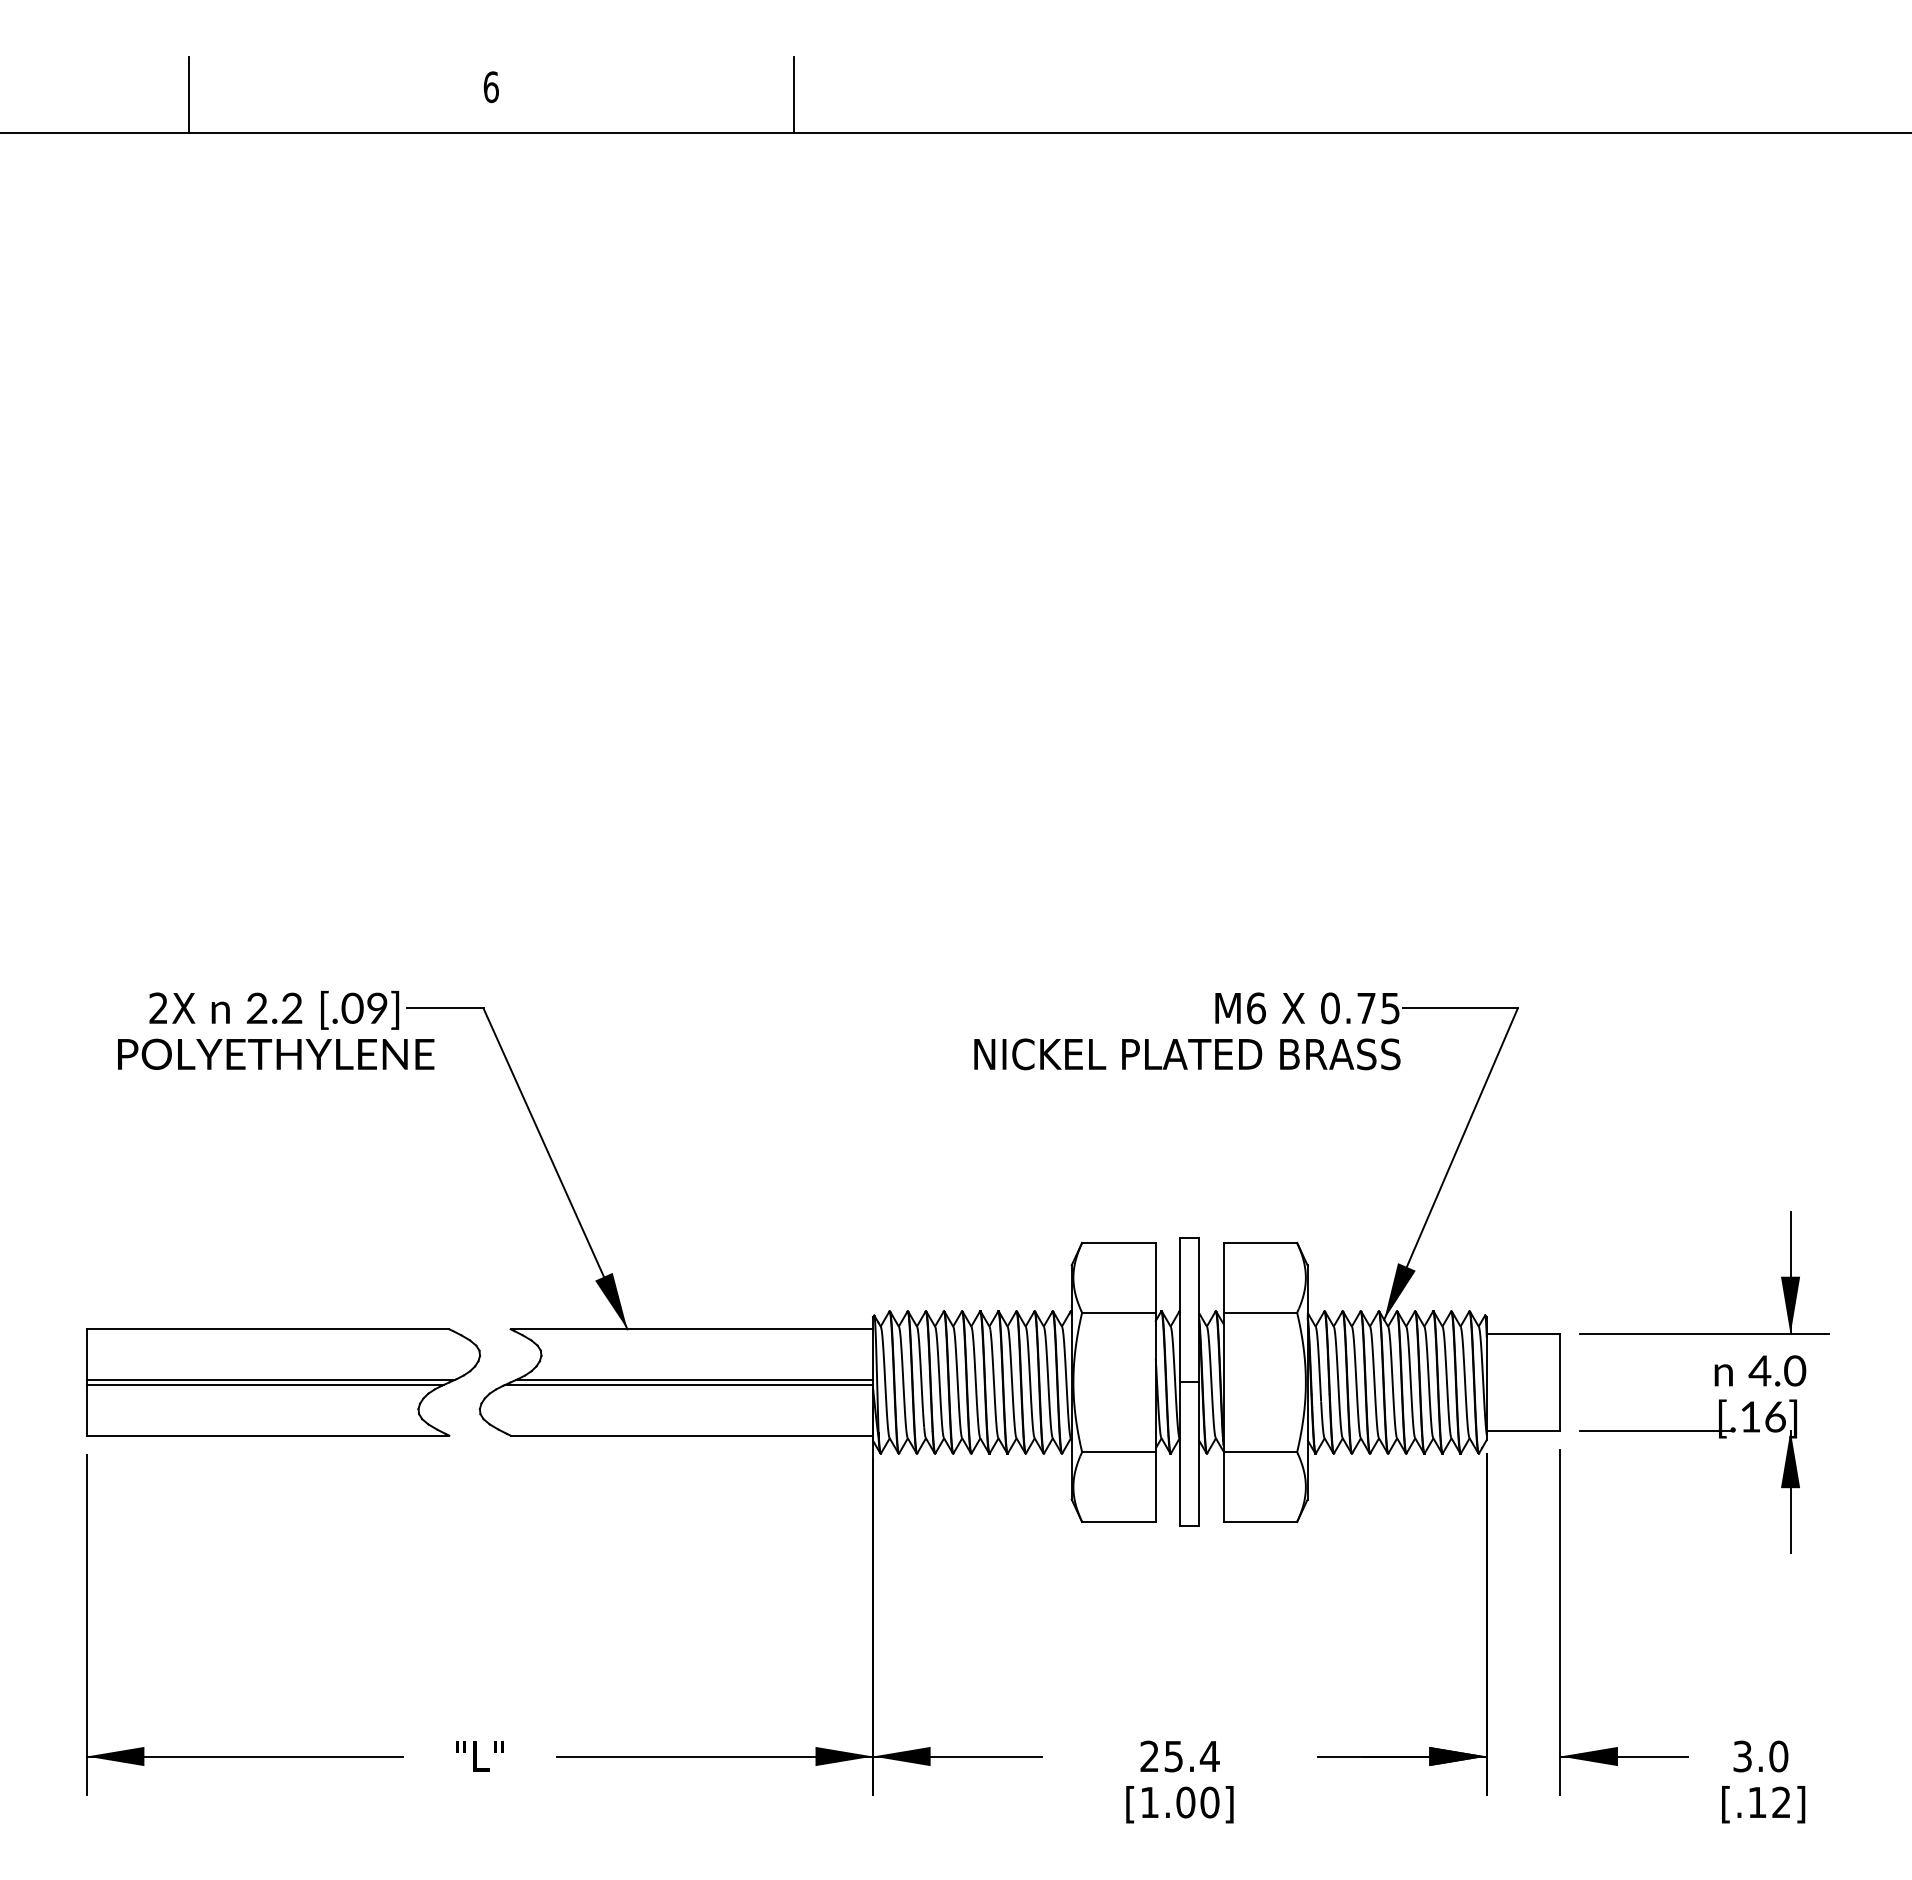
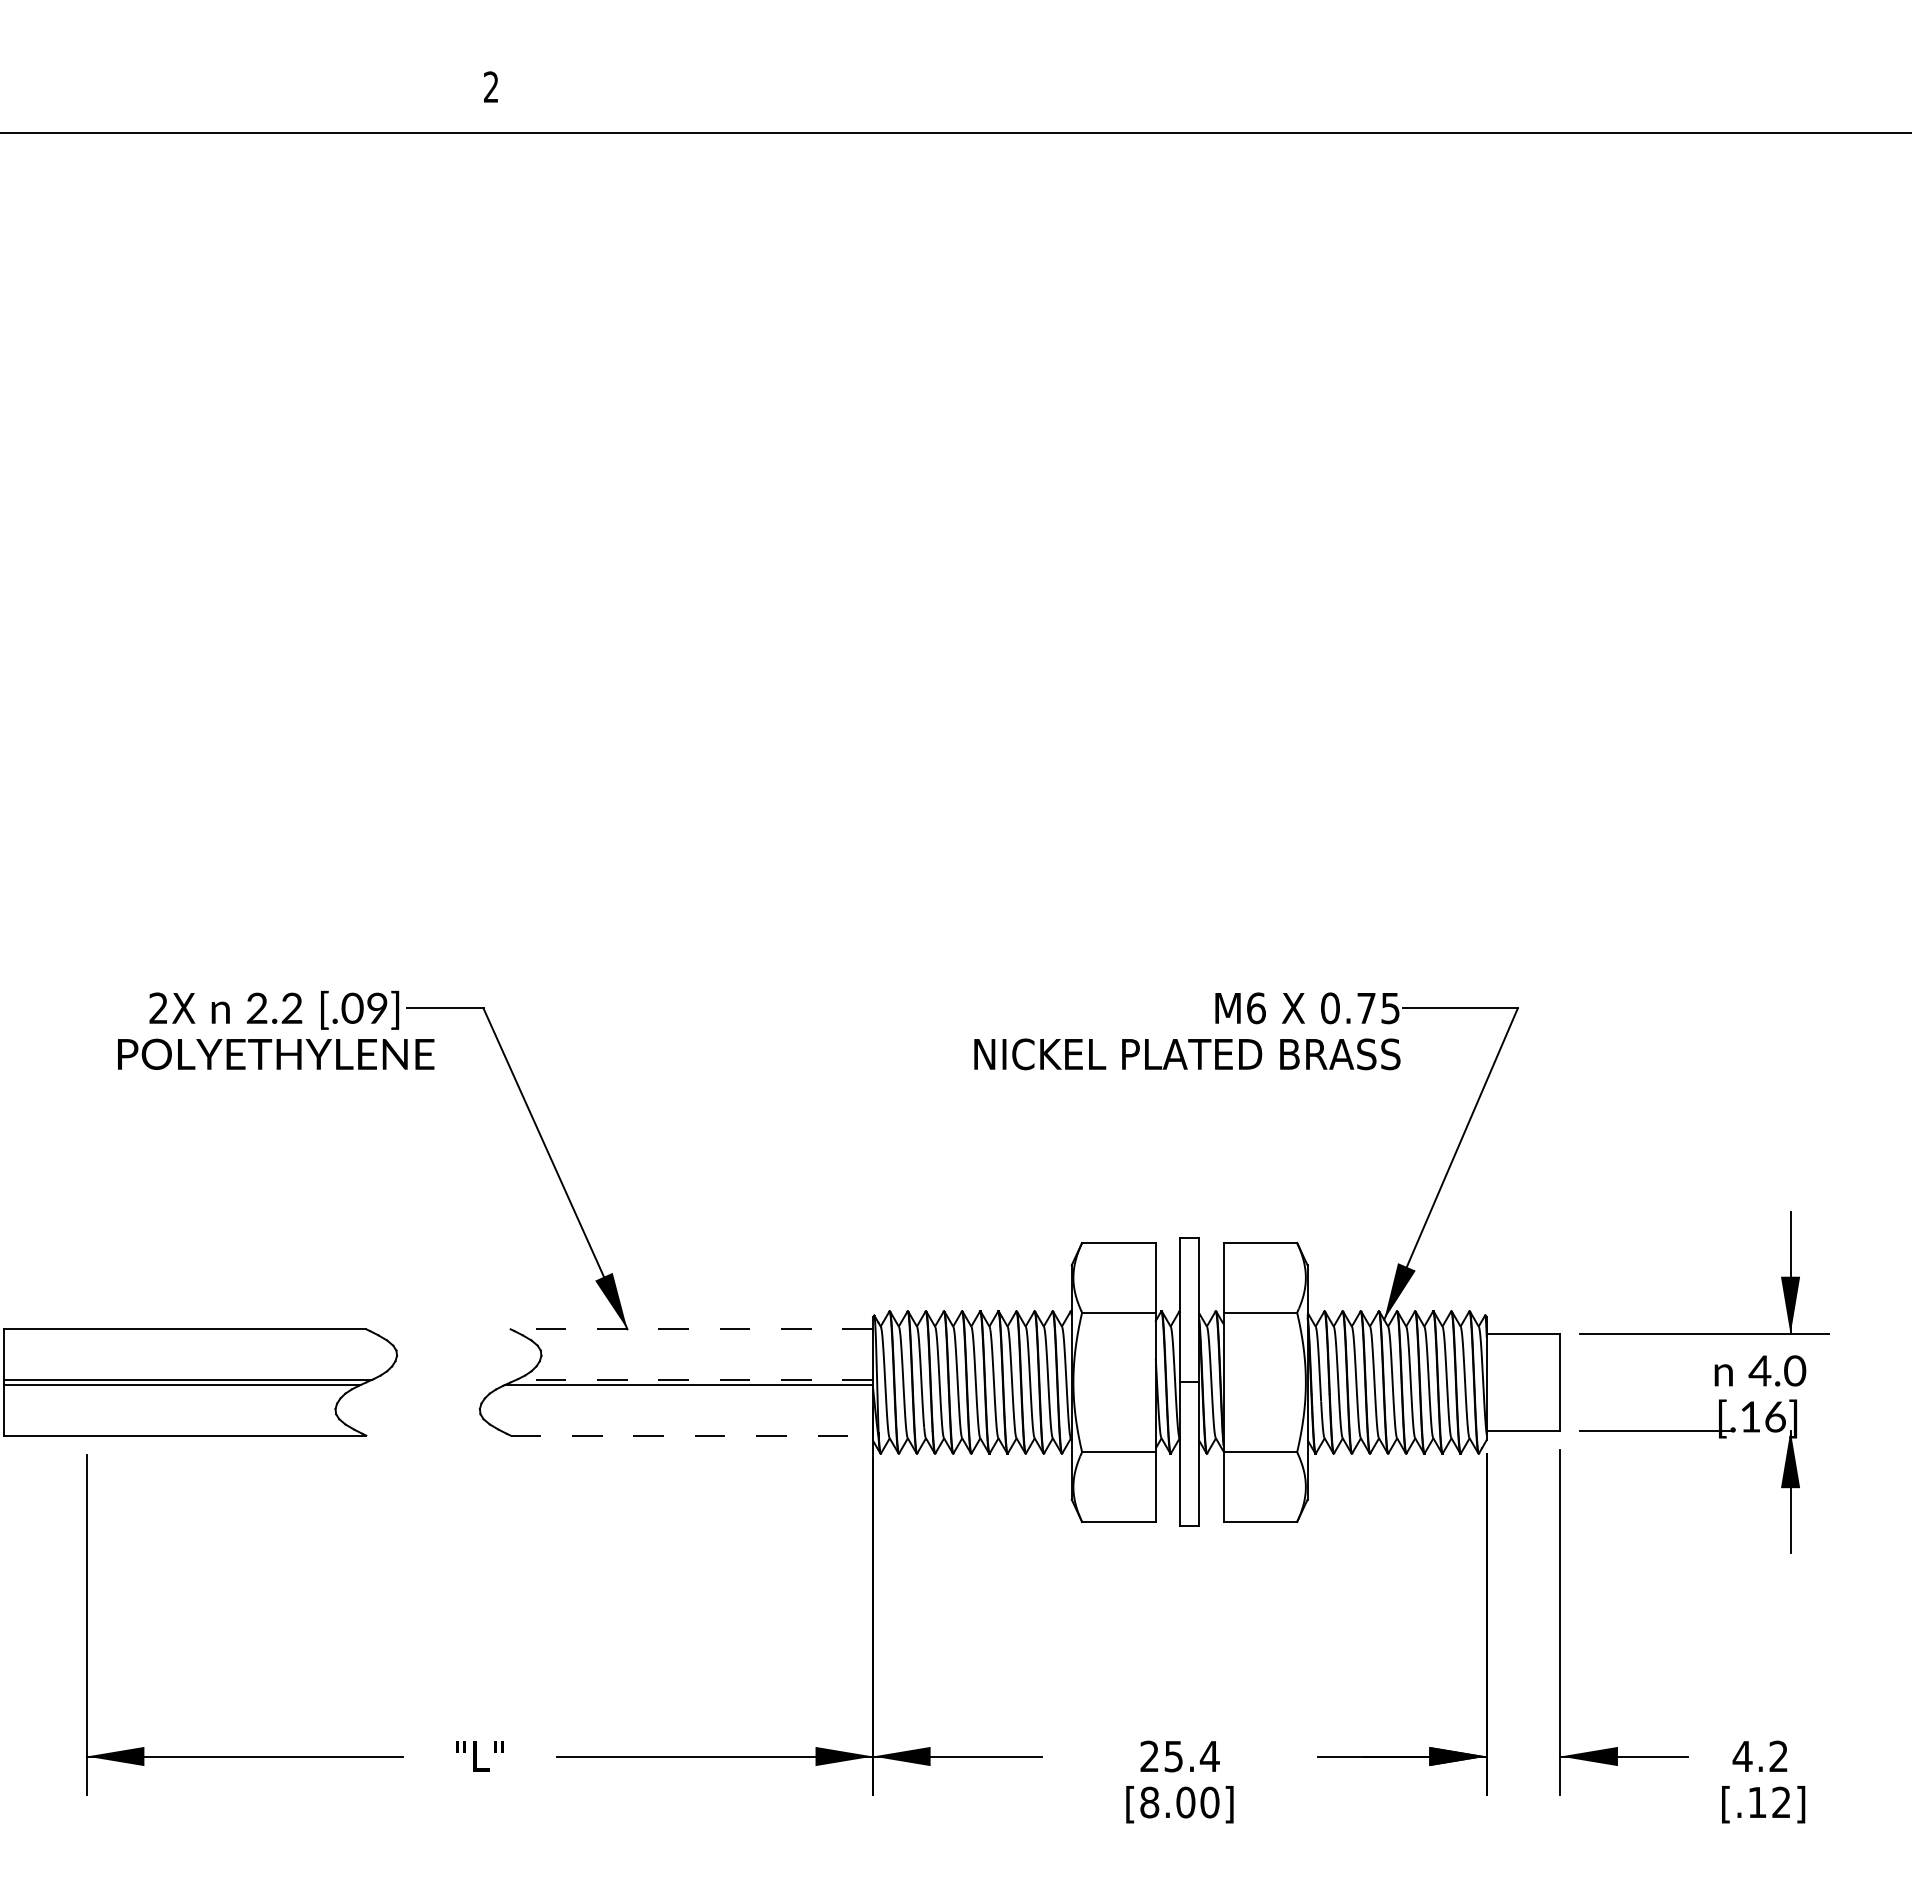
text: 6 -> 2 (490, 87)
line: present -> none (189, 94)
line: present -> none (793, 94)
line: solid -> dashed (691, 1329)
line: solid -> dashed (694, 1380)
part position: (283, 1382) -> (200, 1382) (200, 1382)
line: solid -> dashed (692, 1435)
text: 3.0 -> 4.2 (1760, 1756)
text: [1.00] -> [8.00] (1149, 1802)
